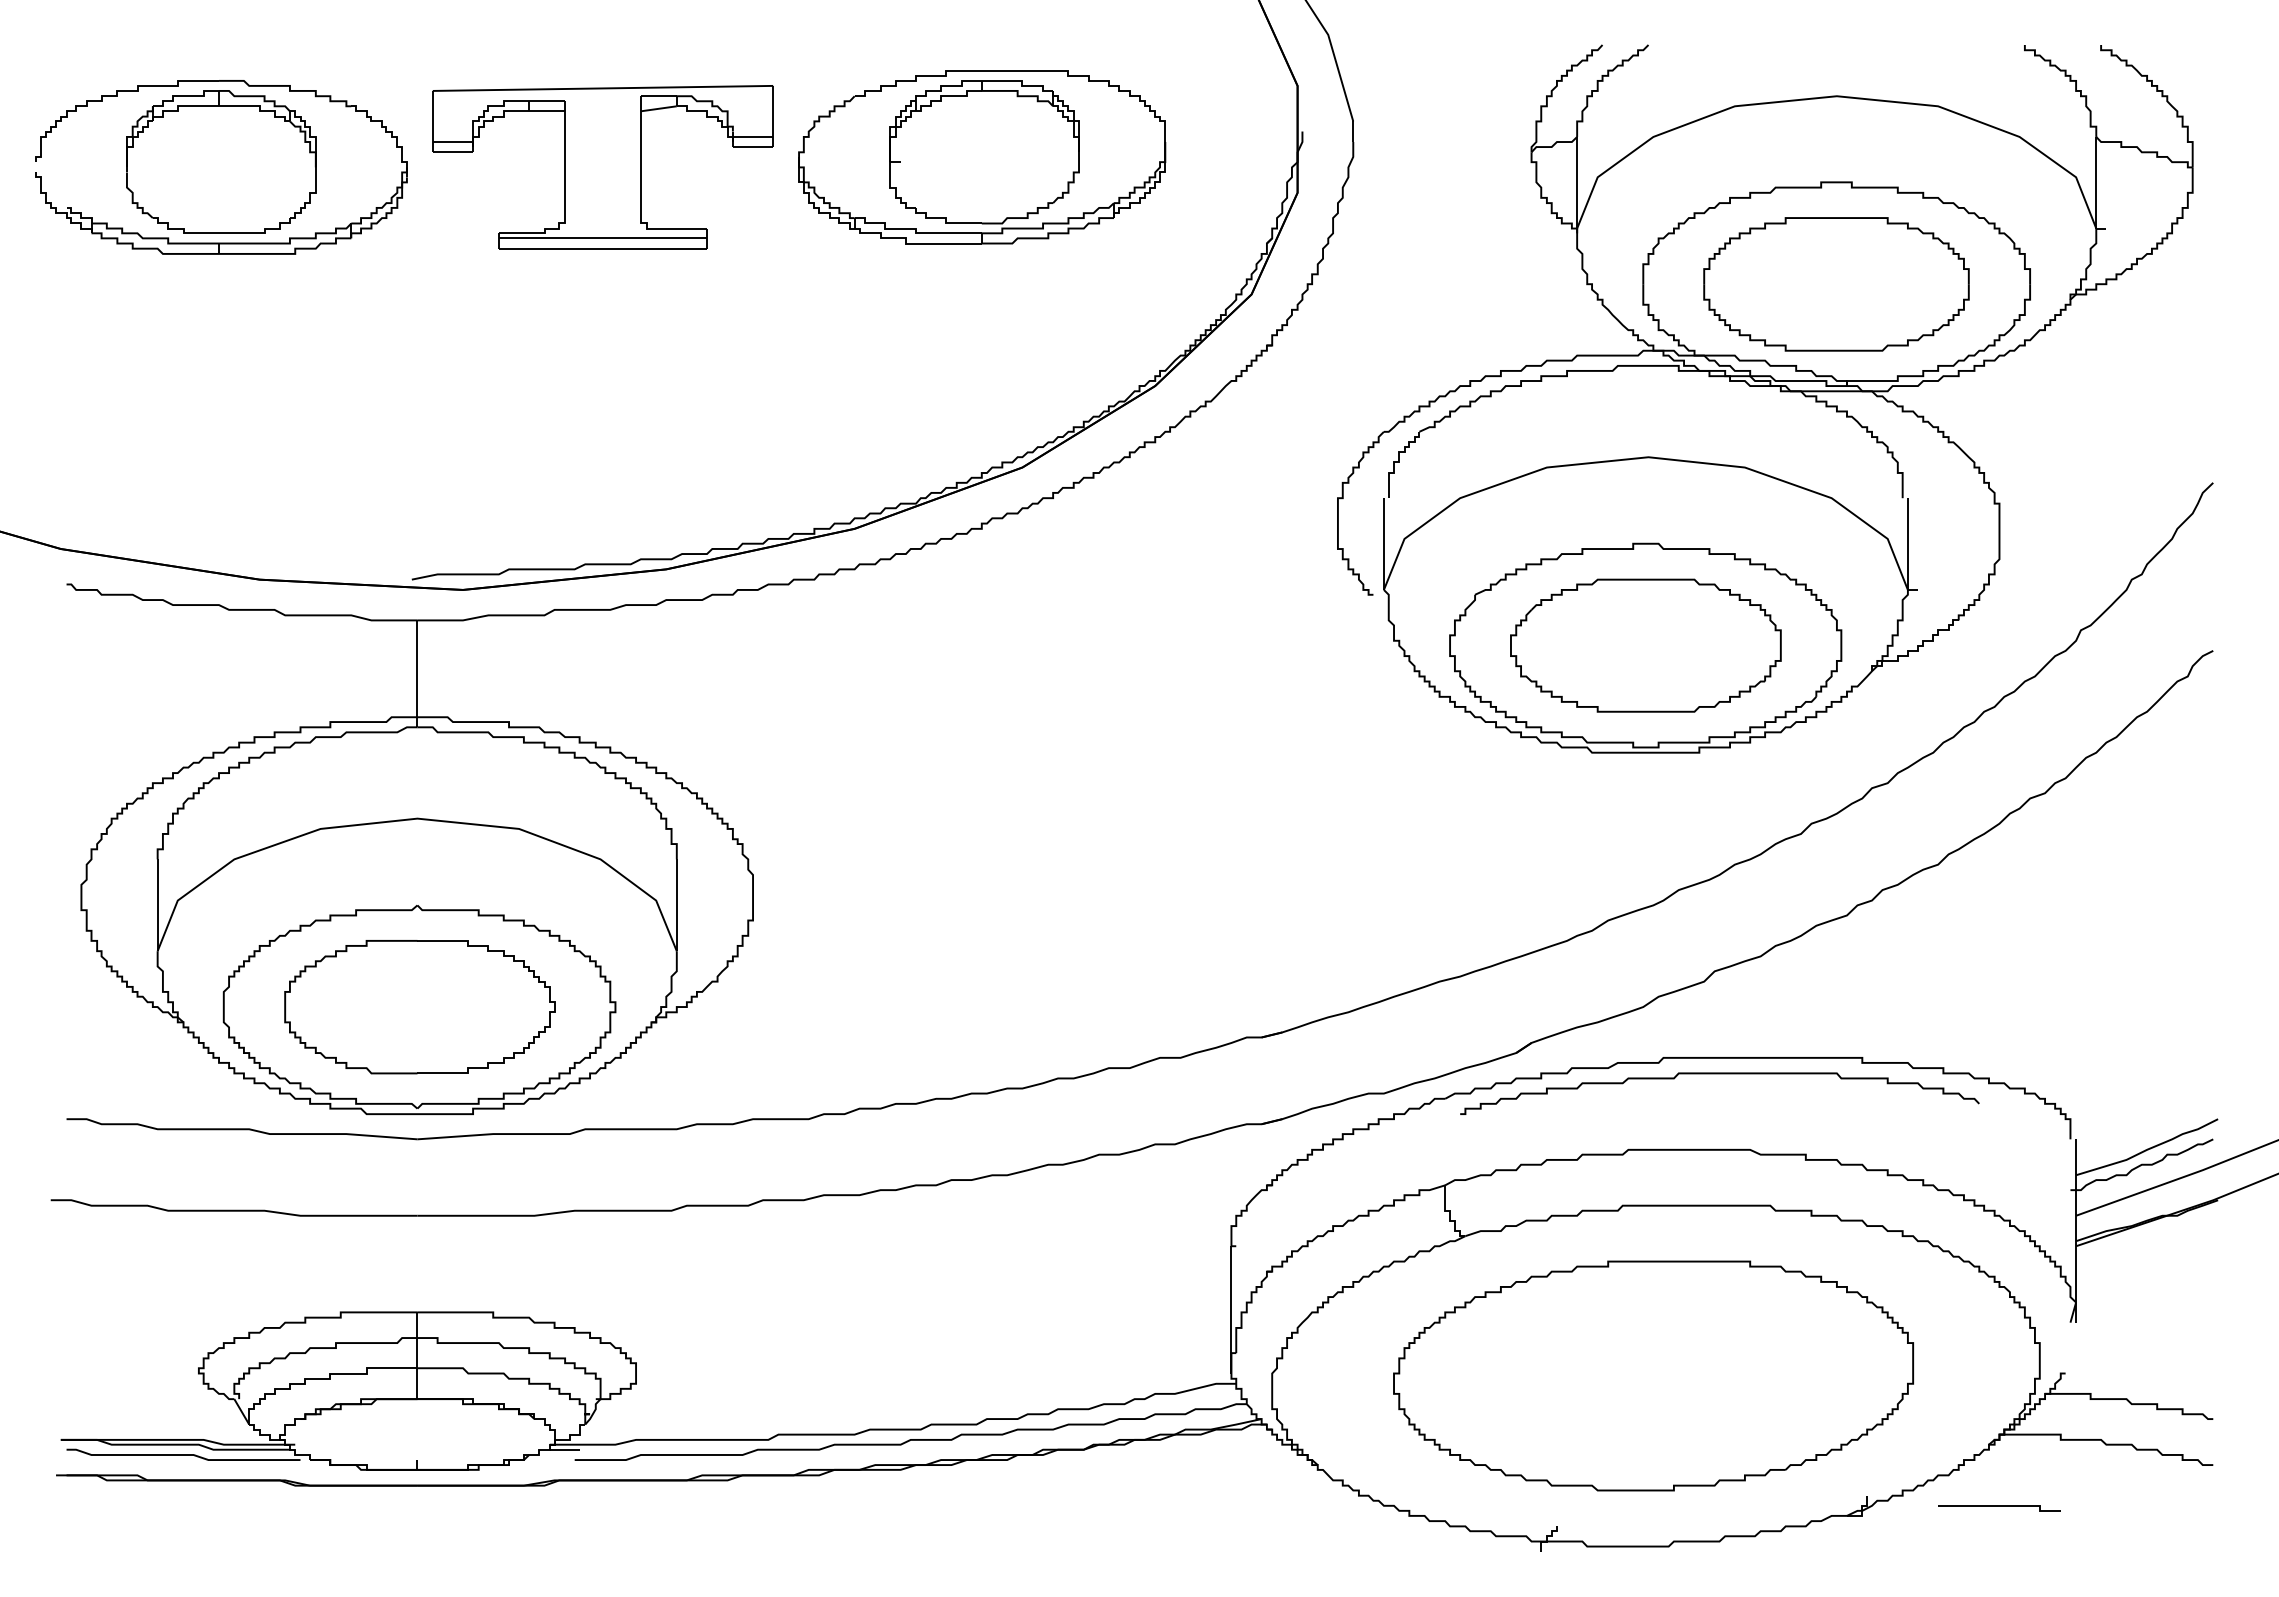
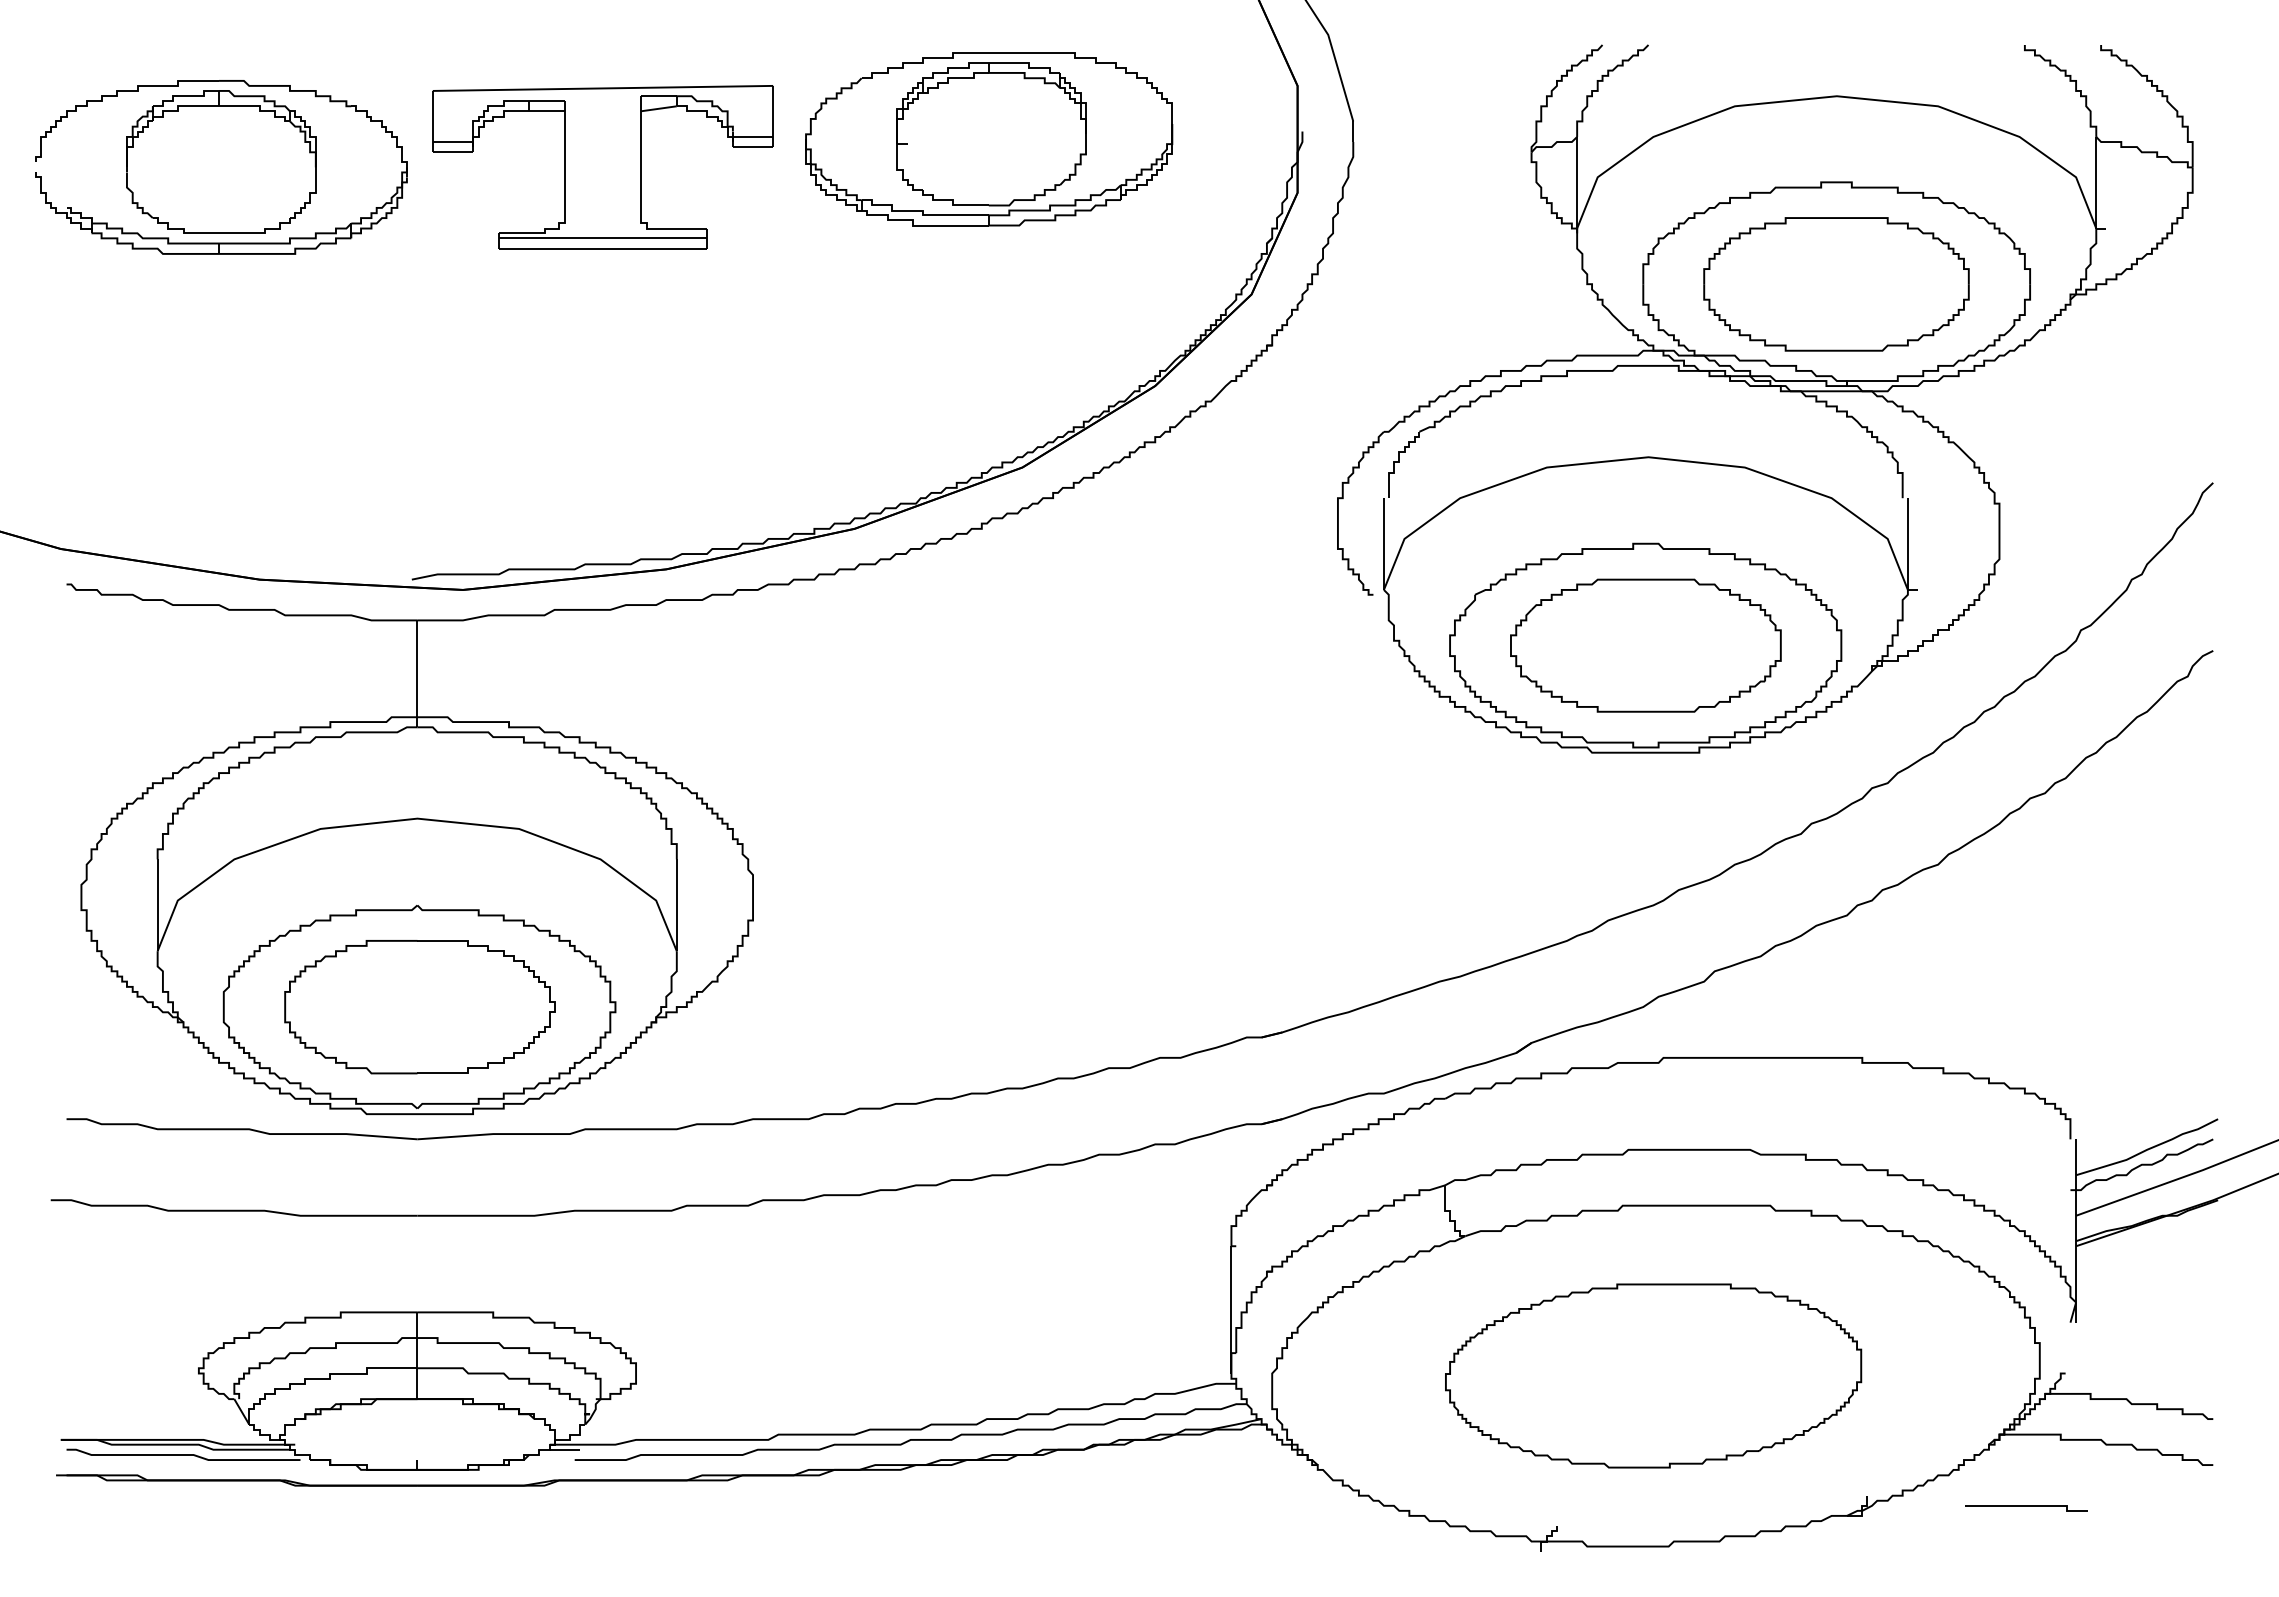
part position: (982, 157) -> (989, 139) (989, 139)
curve: present -> none (1719, 1074)
part size: 521x232 px -> 418x186 px (1653, 1375)
curve position: (1999, 1506) -> (2026, 1506) (2026, 1506)
